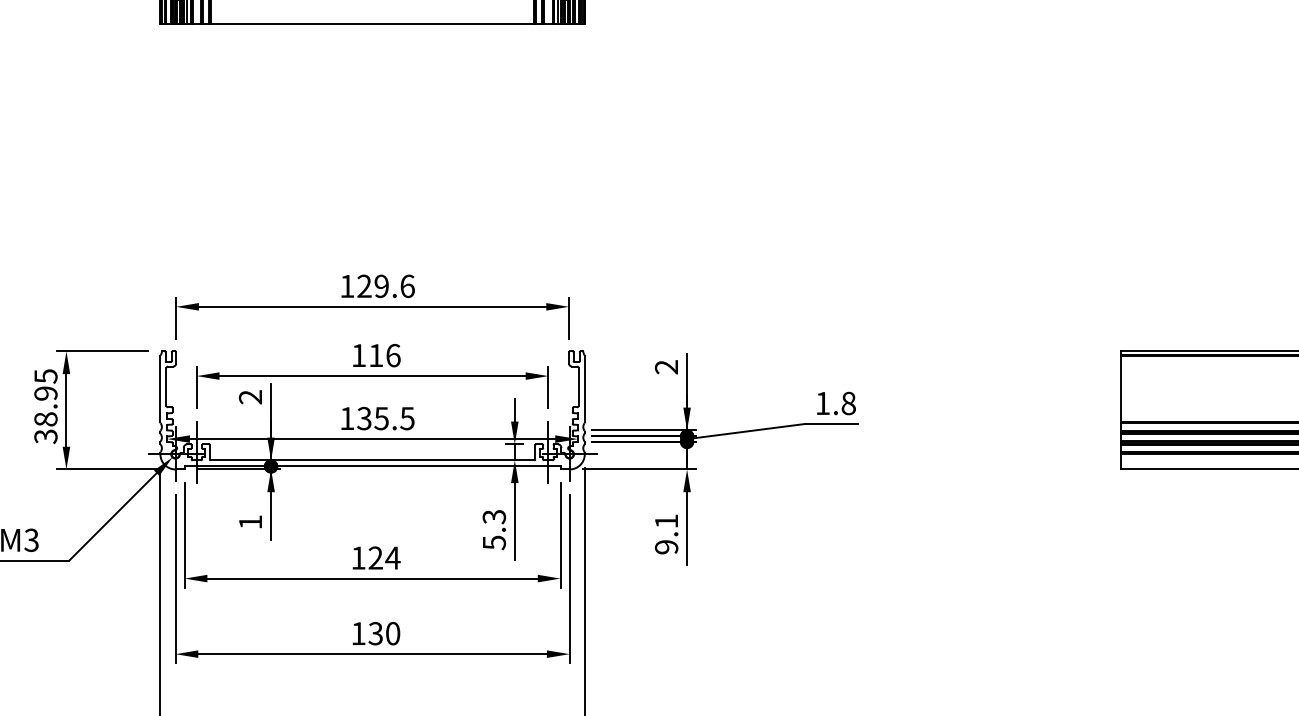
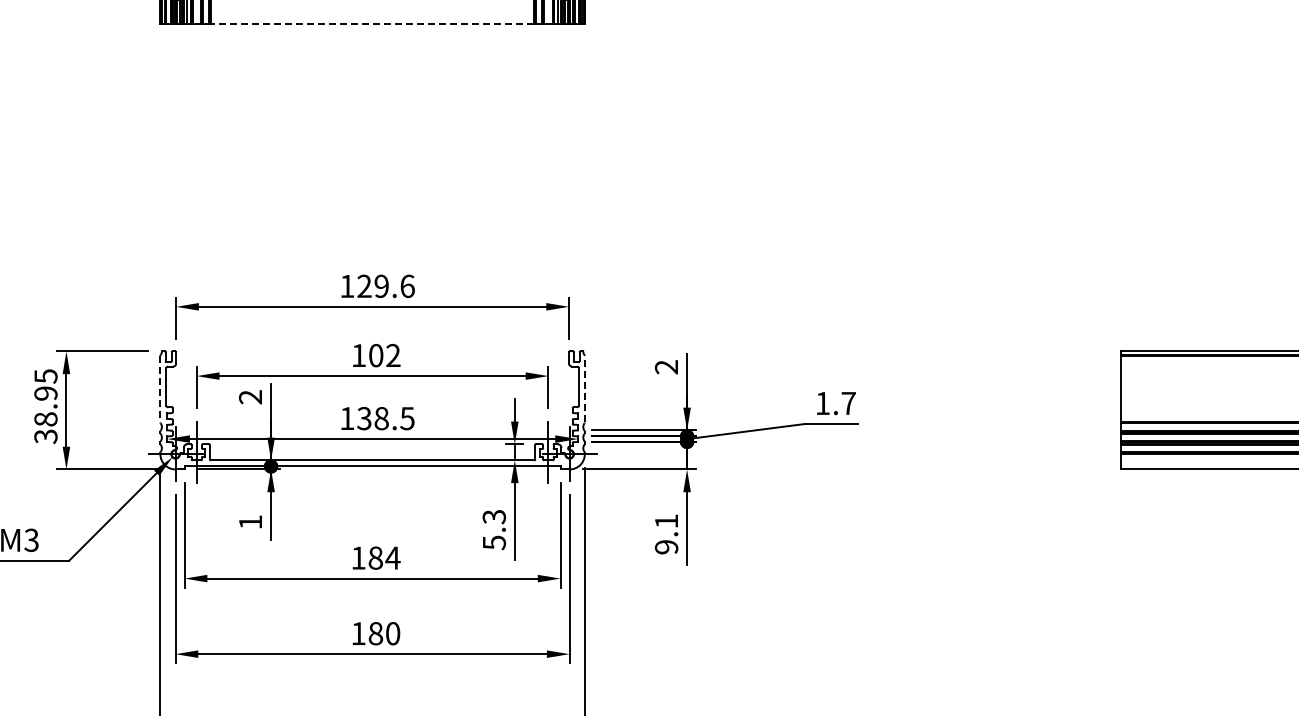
line: solid -> dashed (372, 24)
text: 116 -> 102 (384, 355)
line: solid -> dashed (584, 388)
line: solid -> dashed (160, 389)
text: 1.8 -> 1.7 (848, 403)
text: 135.5 -> 138.5 (381, 418)
text: 124 -> 184 (375, 557)
text: 130 -> 180 (375, 633)
